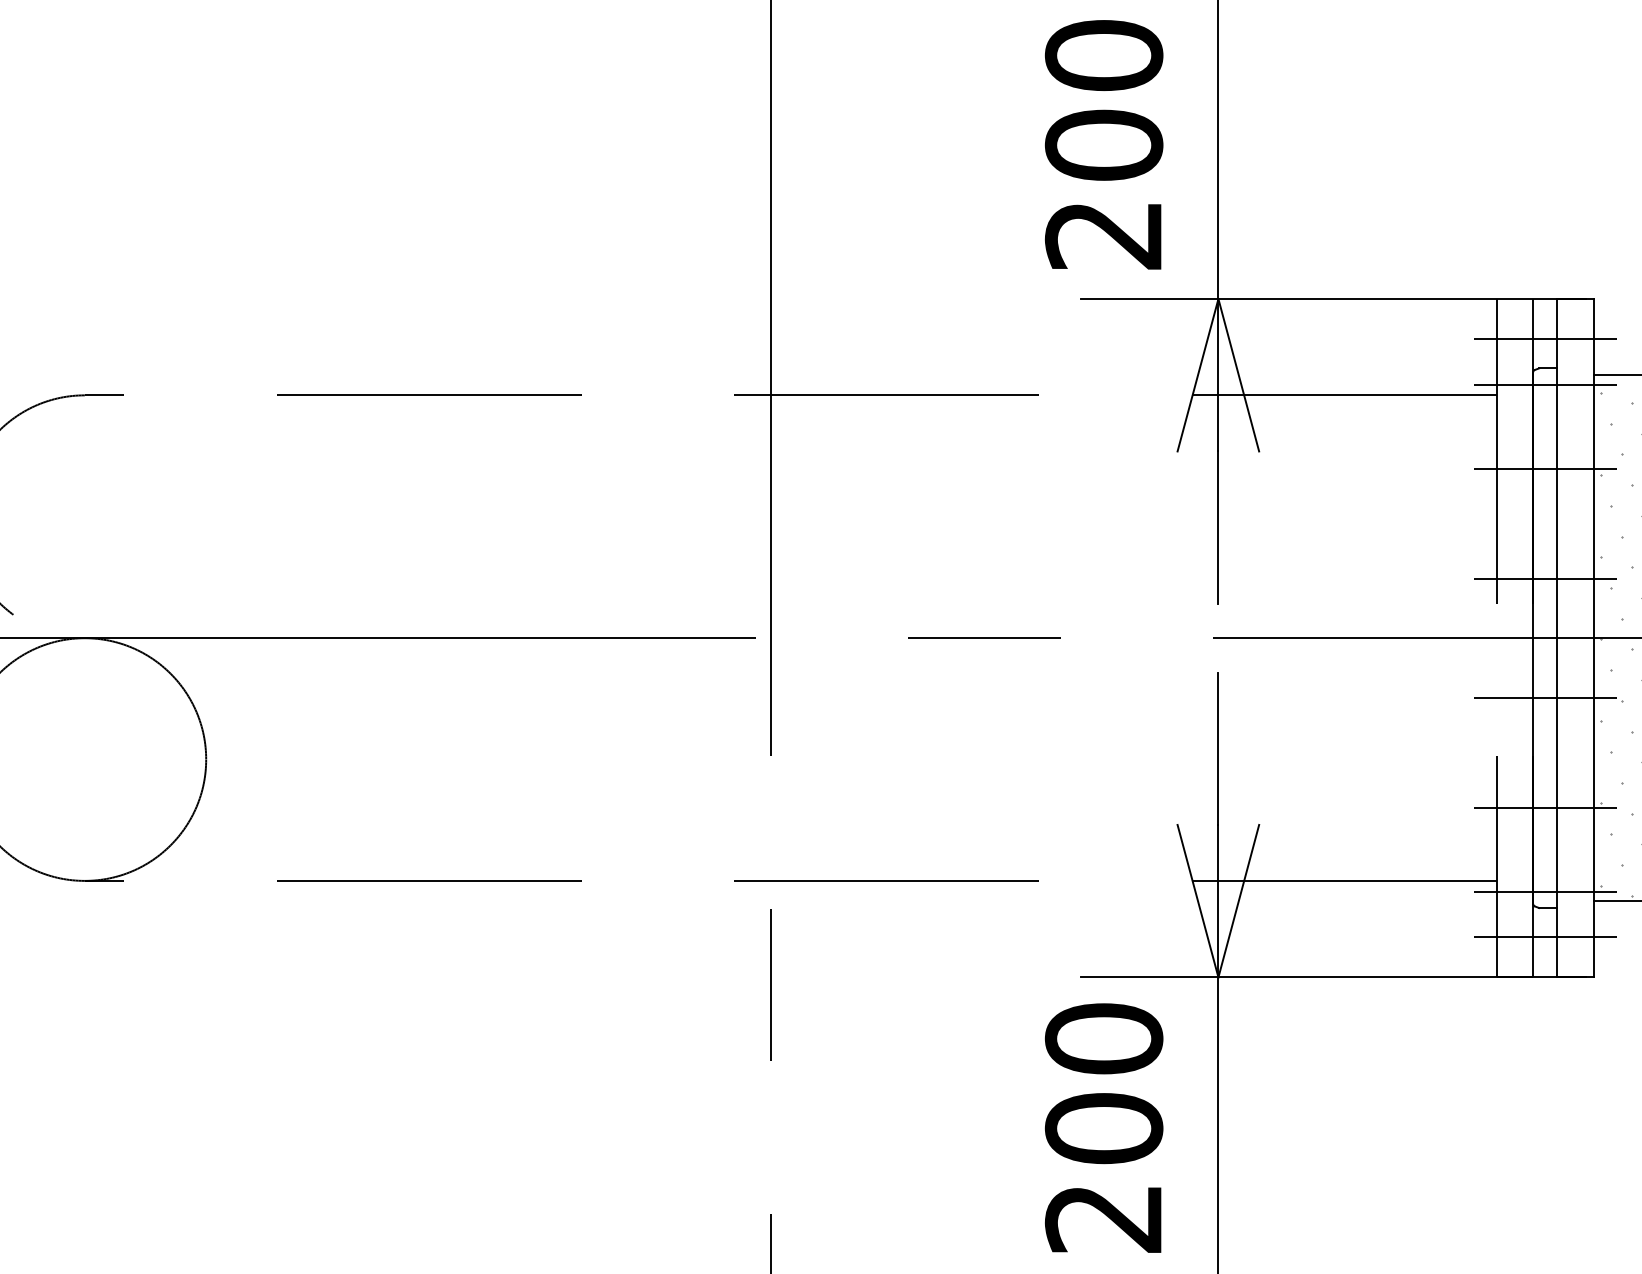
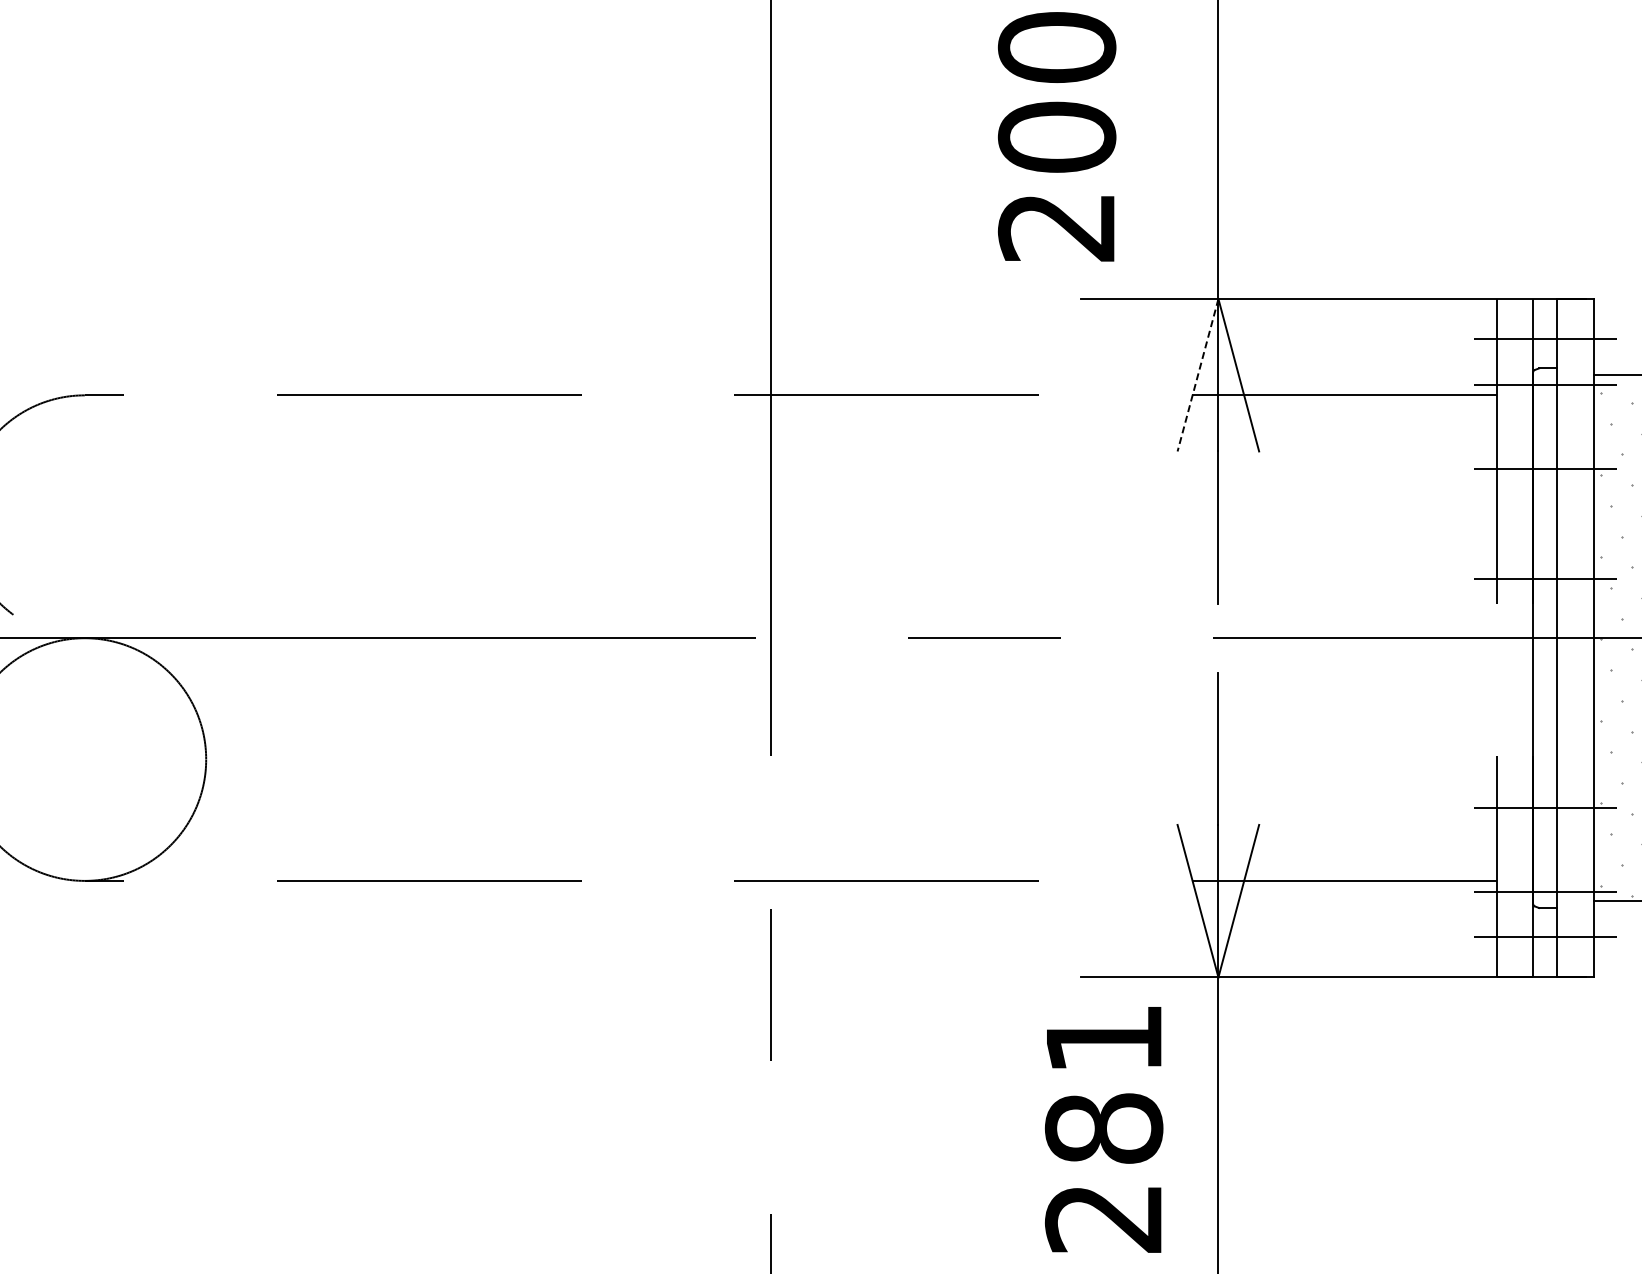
text position: (1104, 144) -> (1057, 136) (1057, 136)
line: solid -> dashed (1198, 375)
line: present -> none (1544, 697)
text: 200 -> 281 (1103, 1083)
